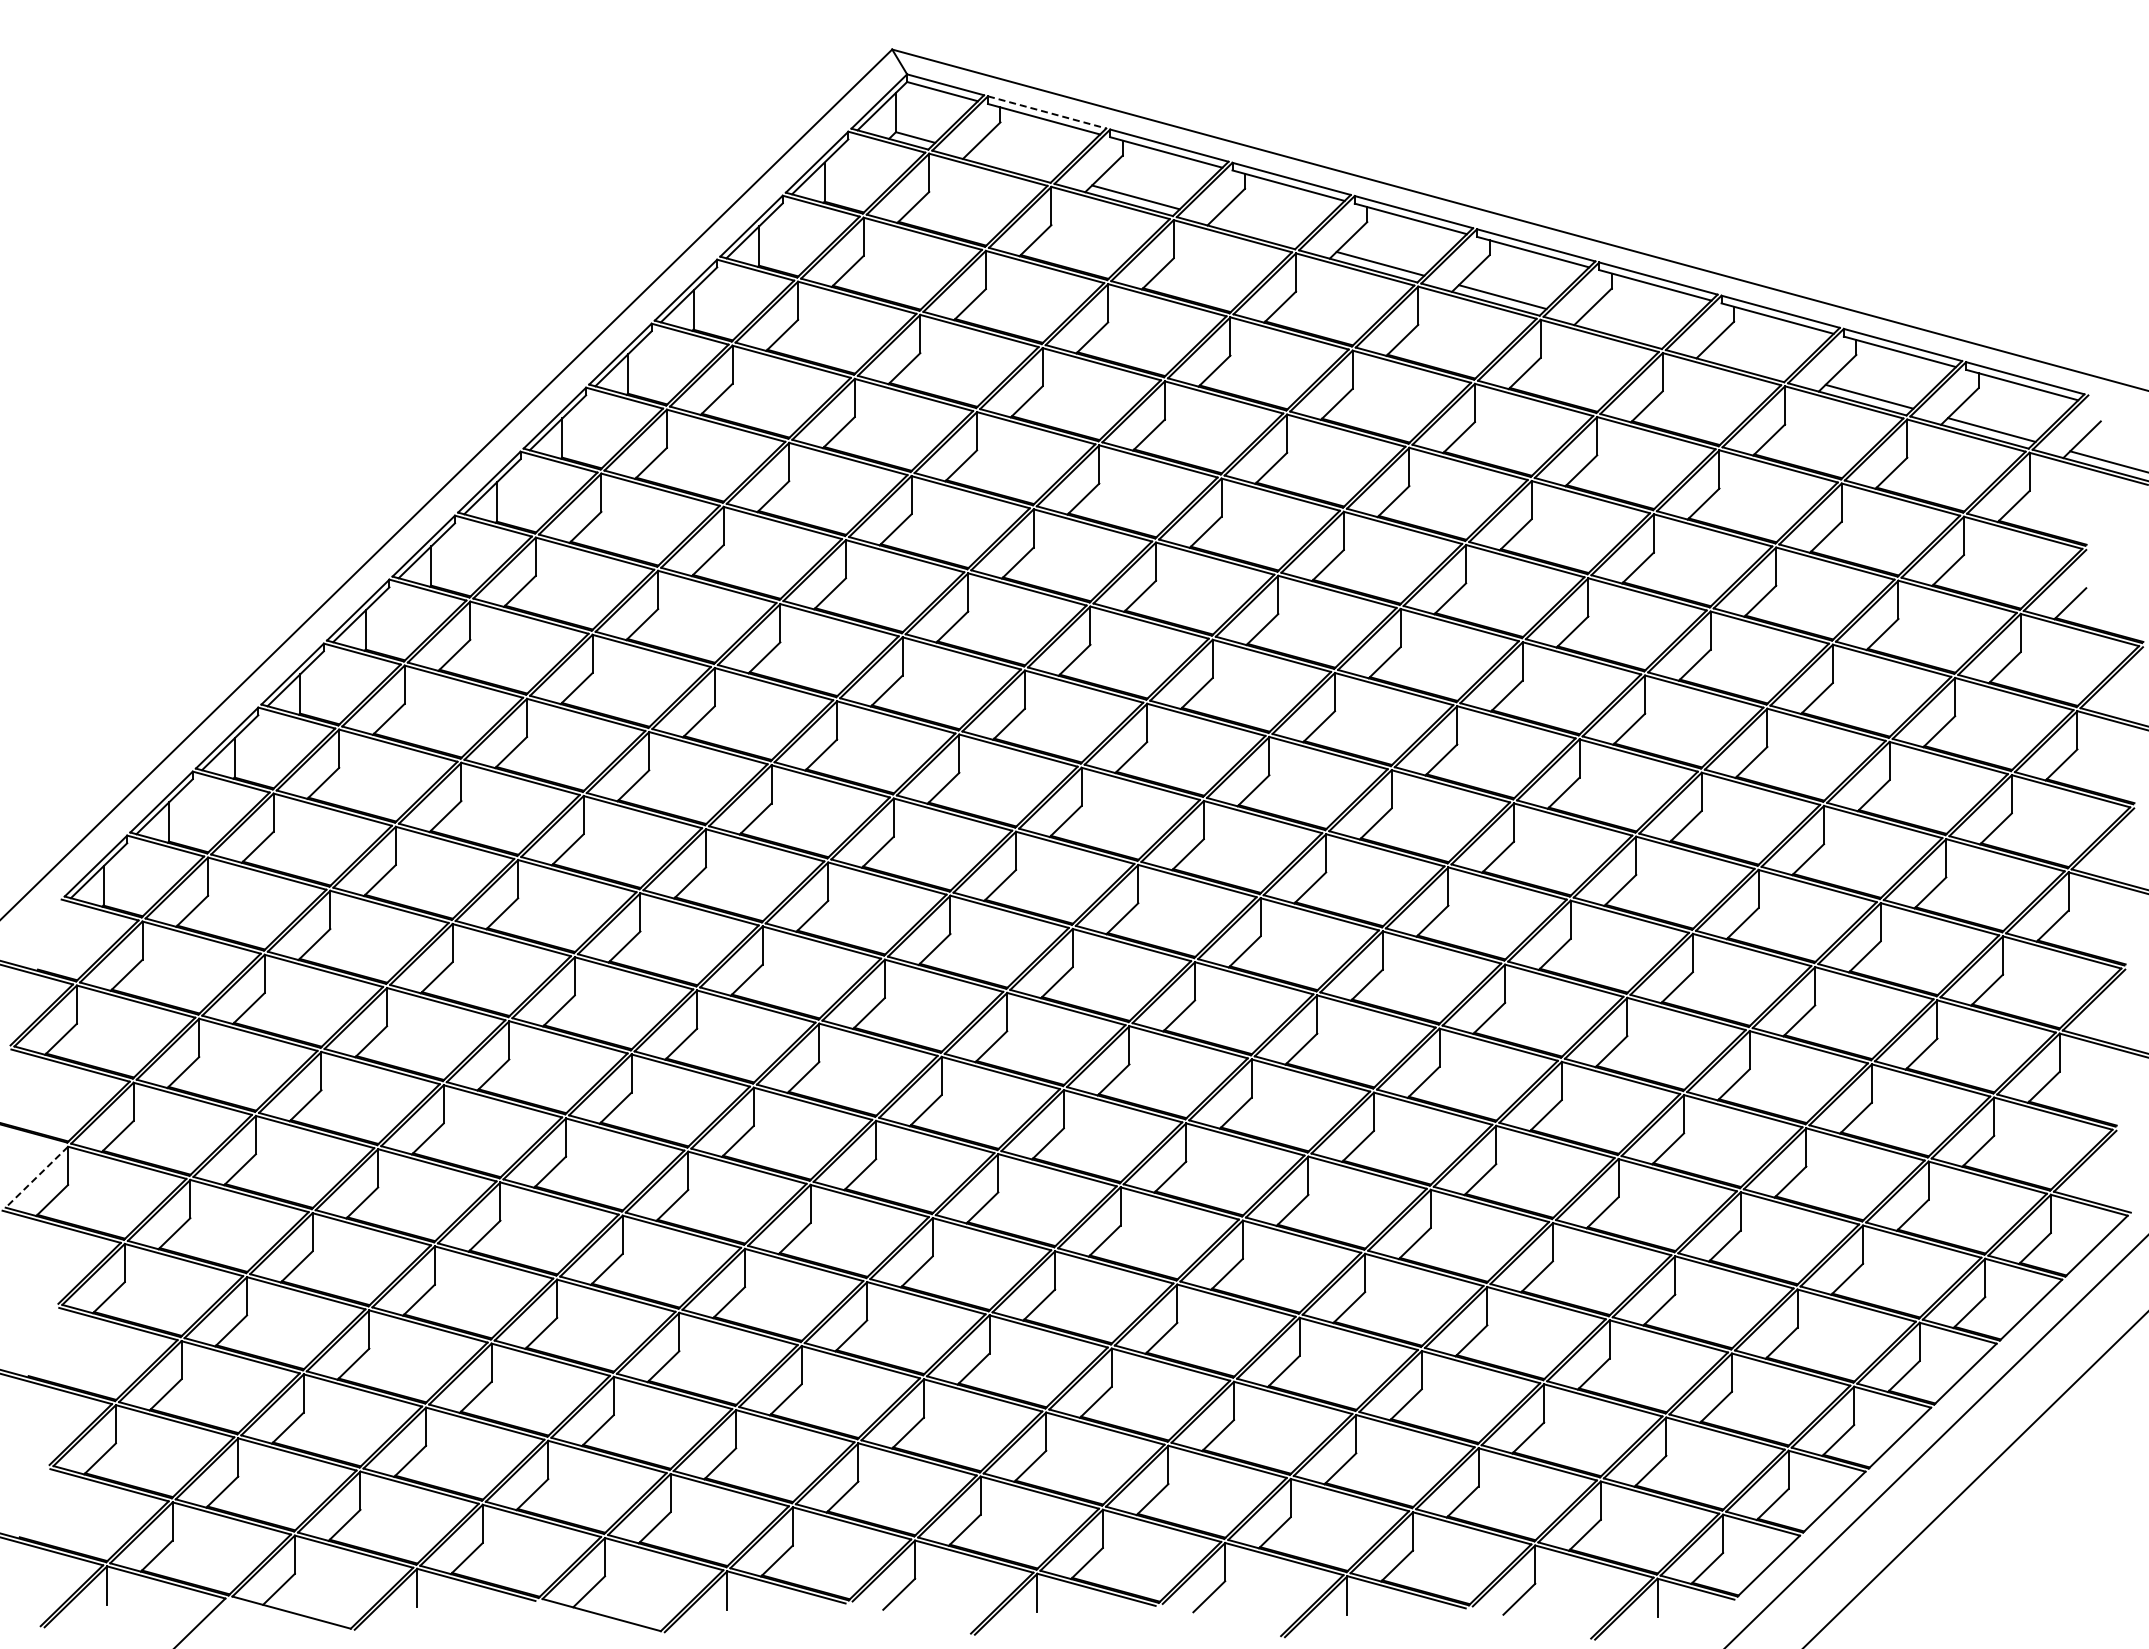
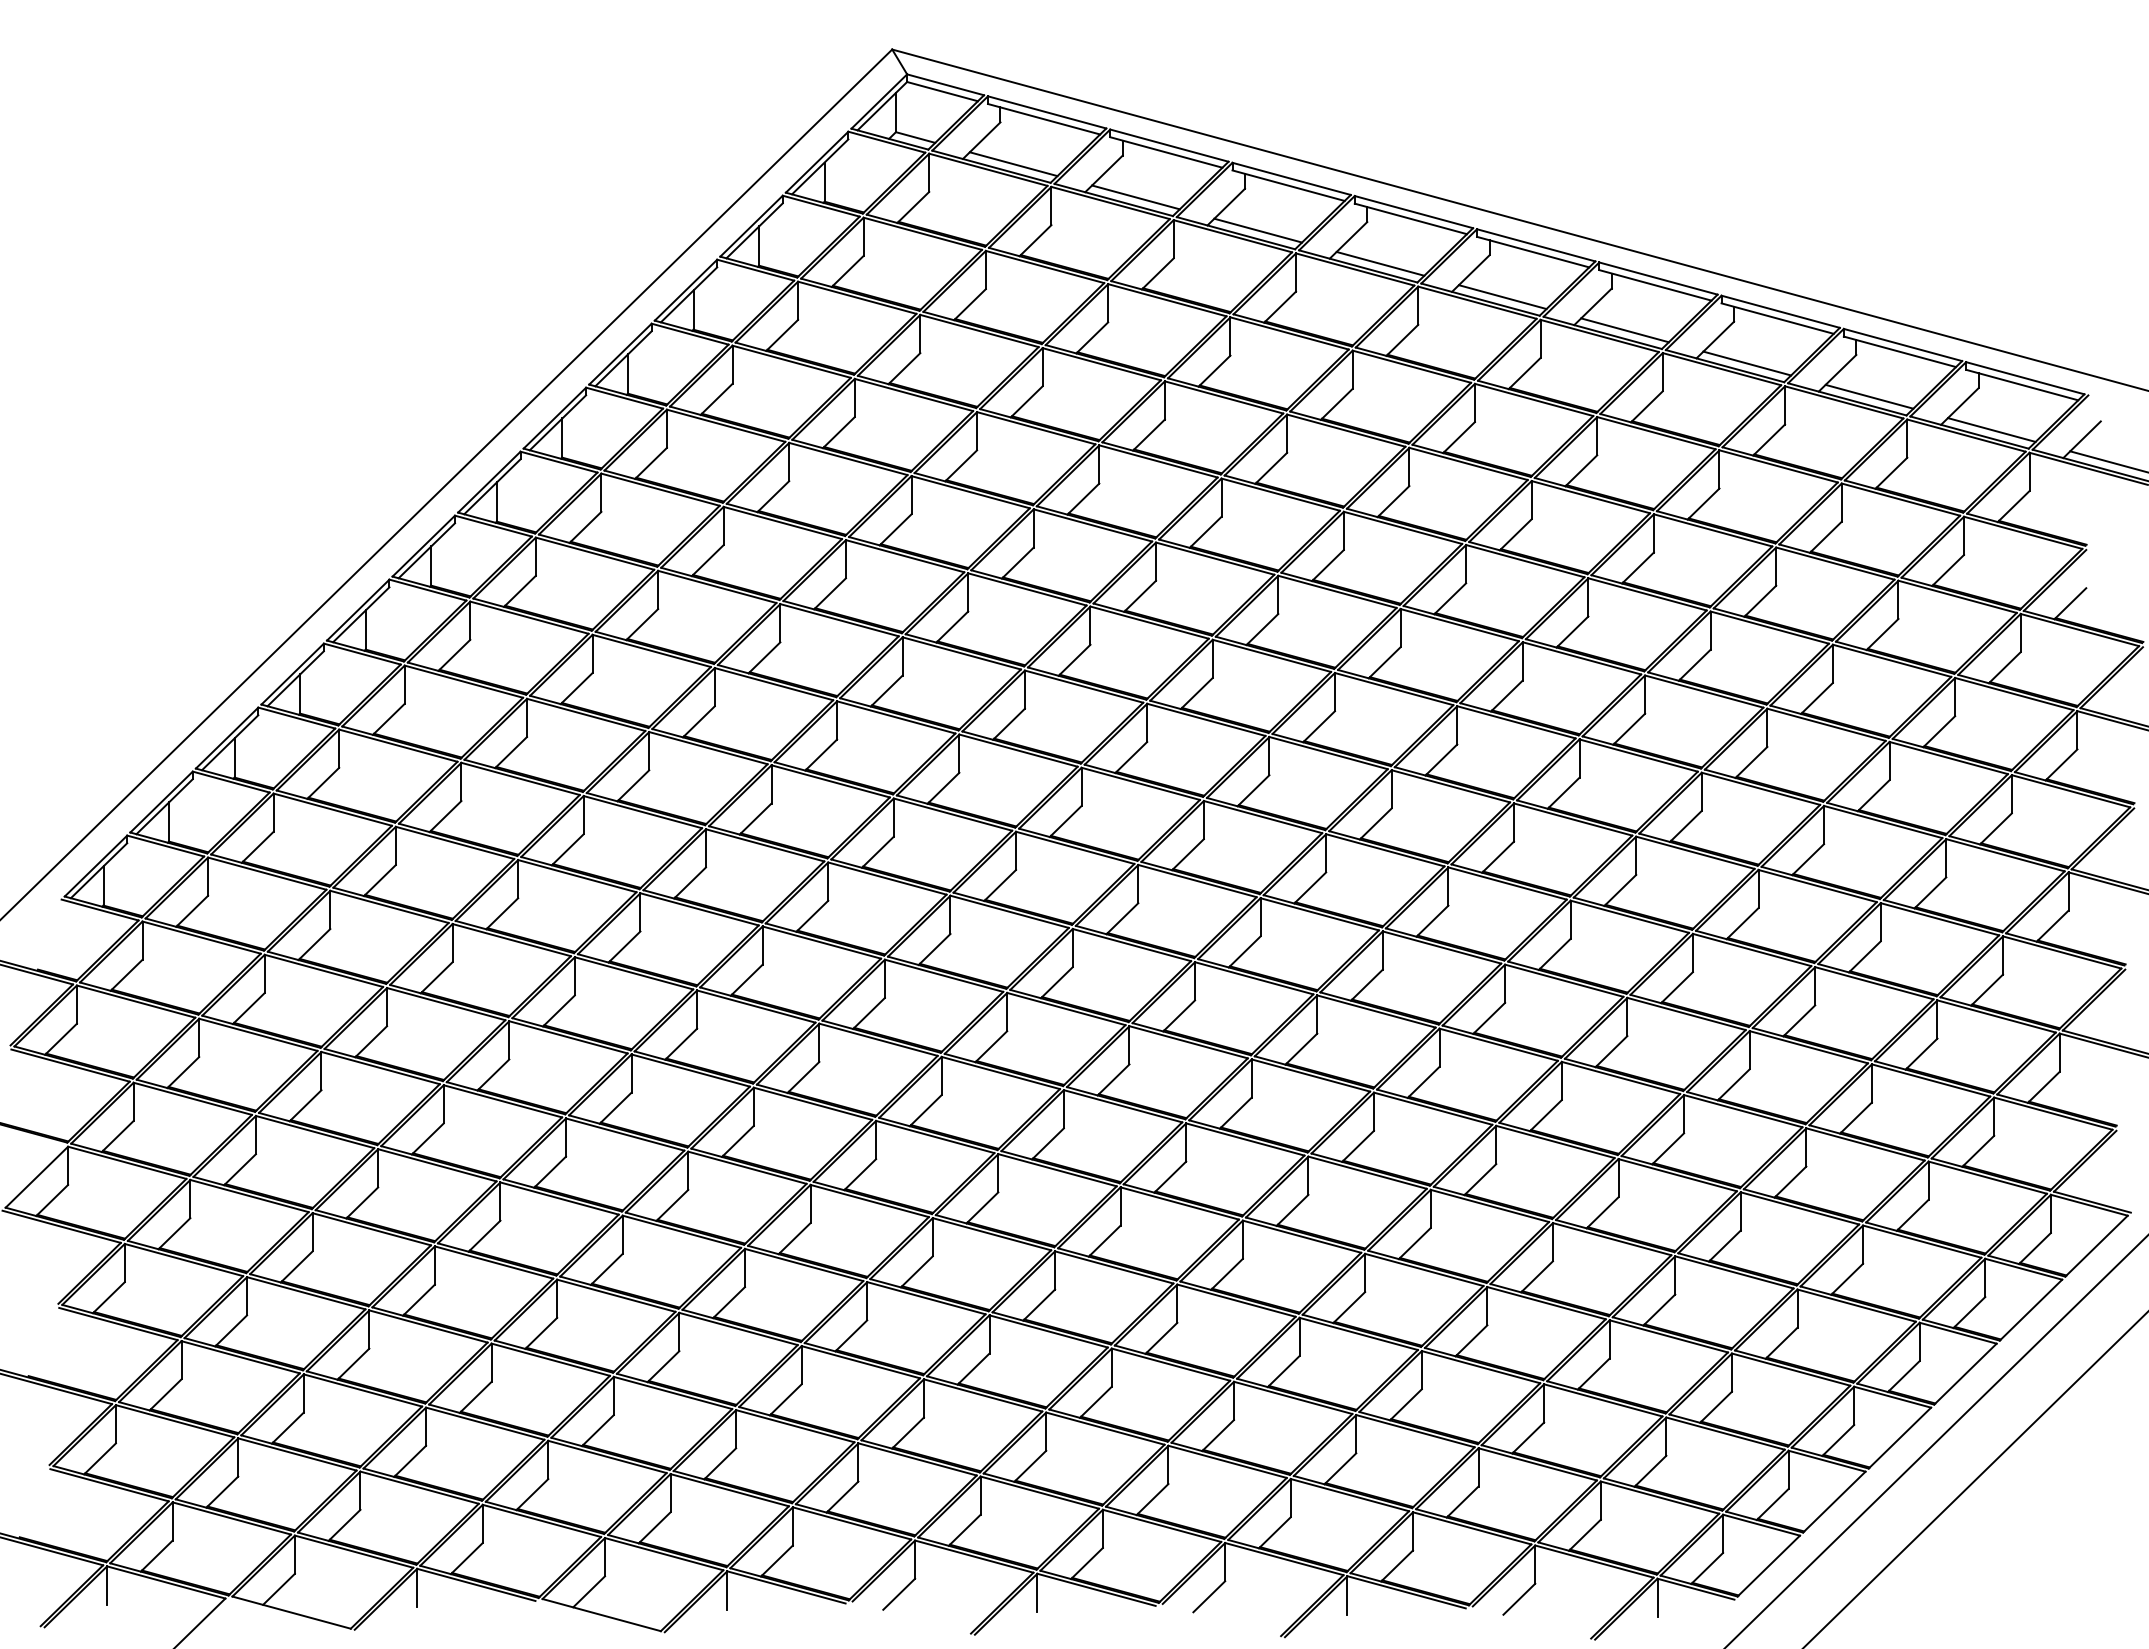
line: dashed -> solid (1047, 112)
line: none -> present (1013, 164)
line: none -> present (1258, 230)
line: none -> present (1624, 330)
line: none -> present (1747, 363)
line: dashed -> solid (36, 1177)
